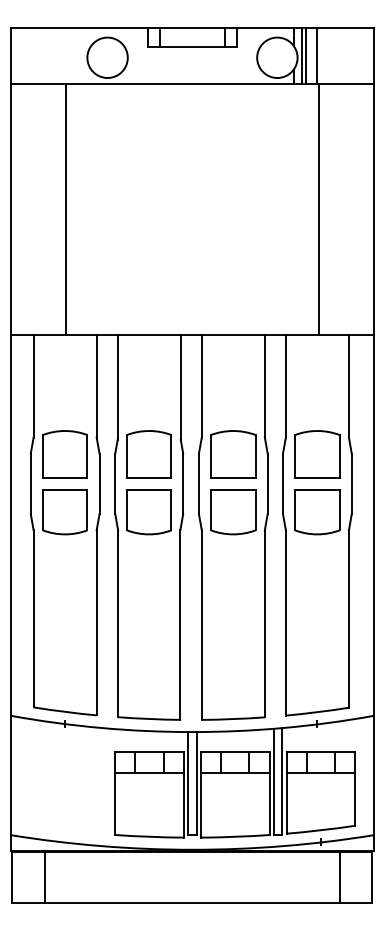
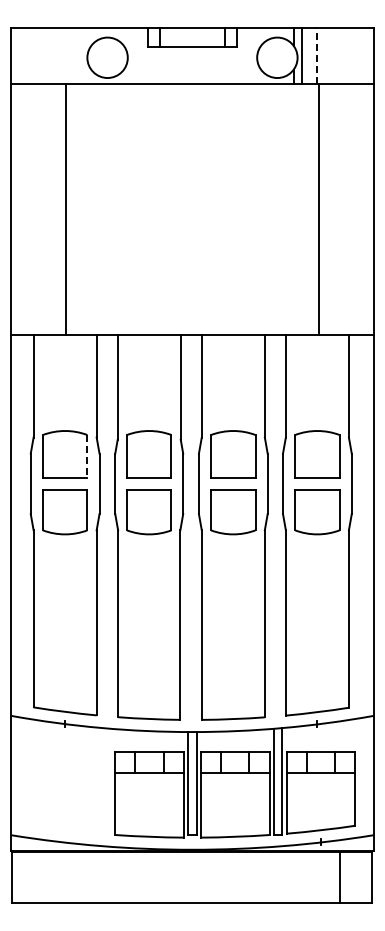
line: present -> none (305, 55)
line: solid -> dashed (316, 55)
line: solid -> dashed (87, 456)
line: present -> none (44, 877)
